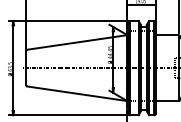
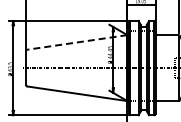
line: solid -> dashed (77, 42)
